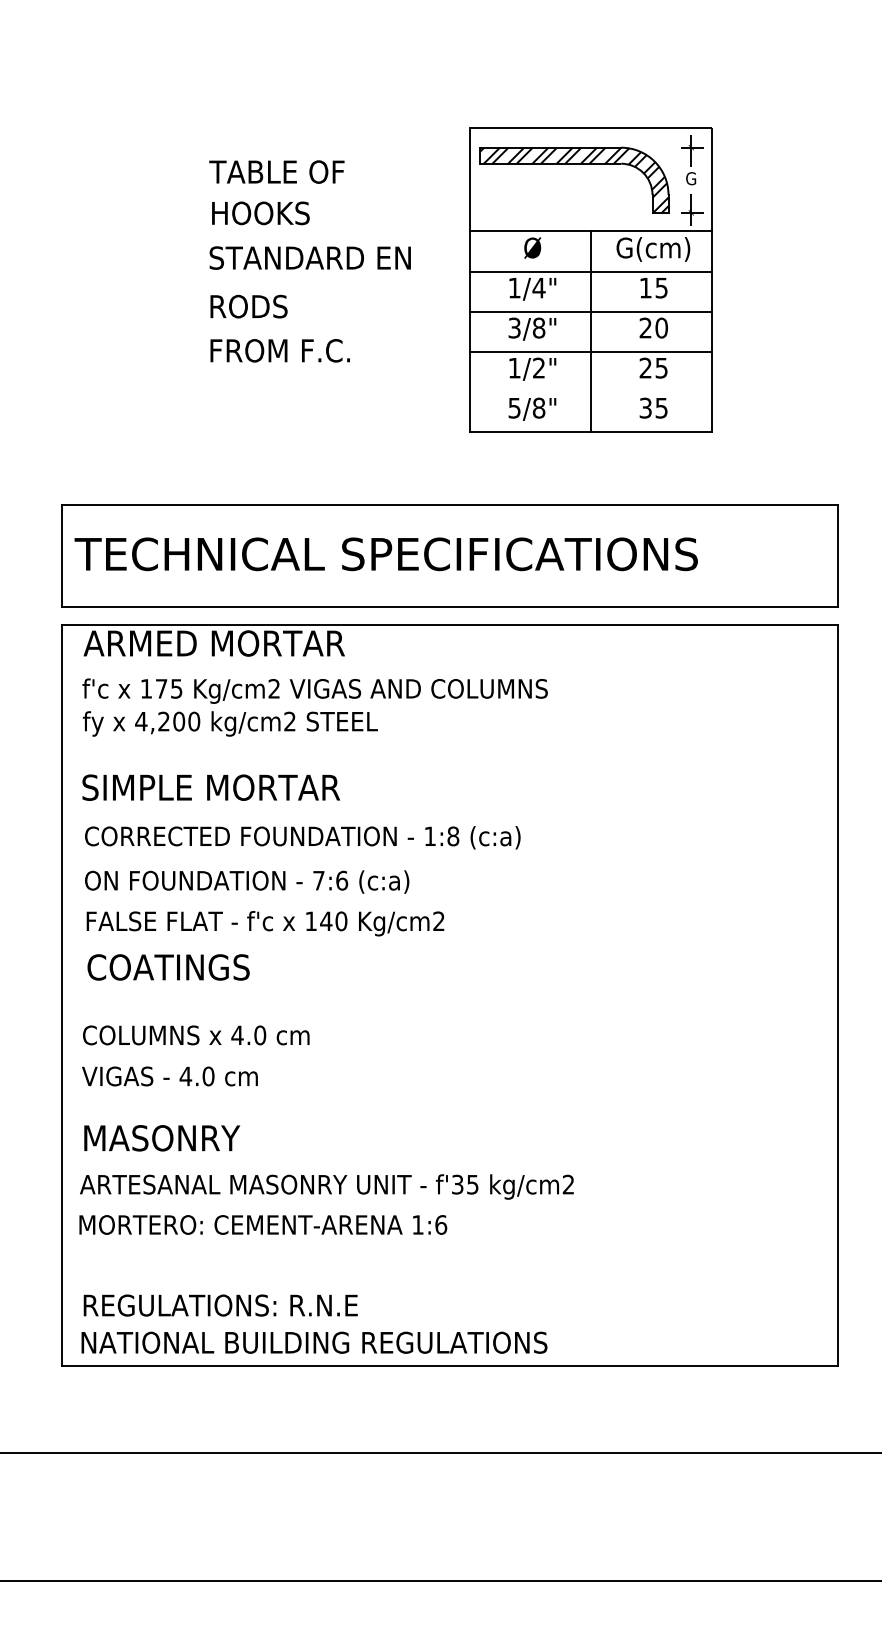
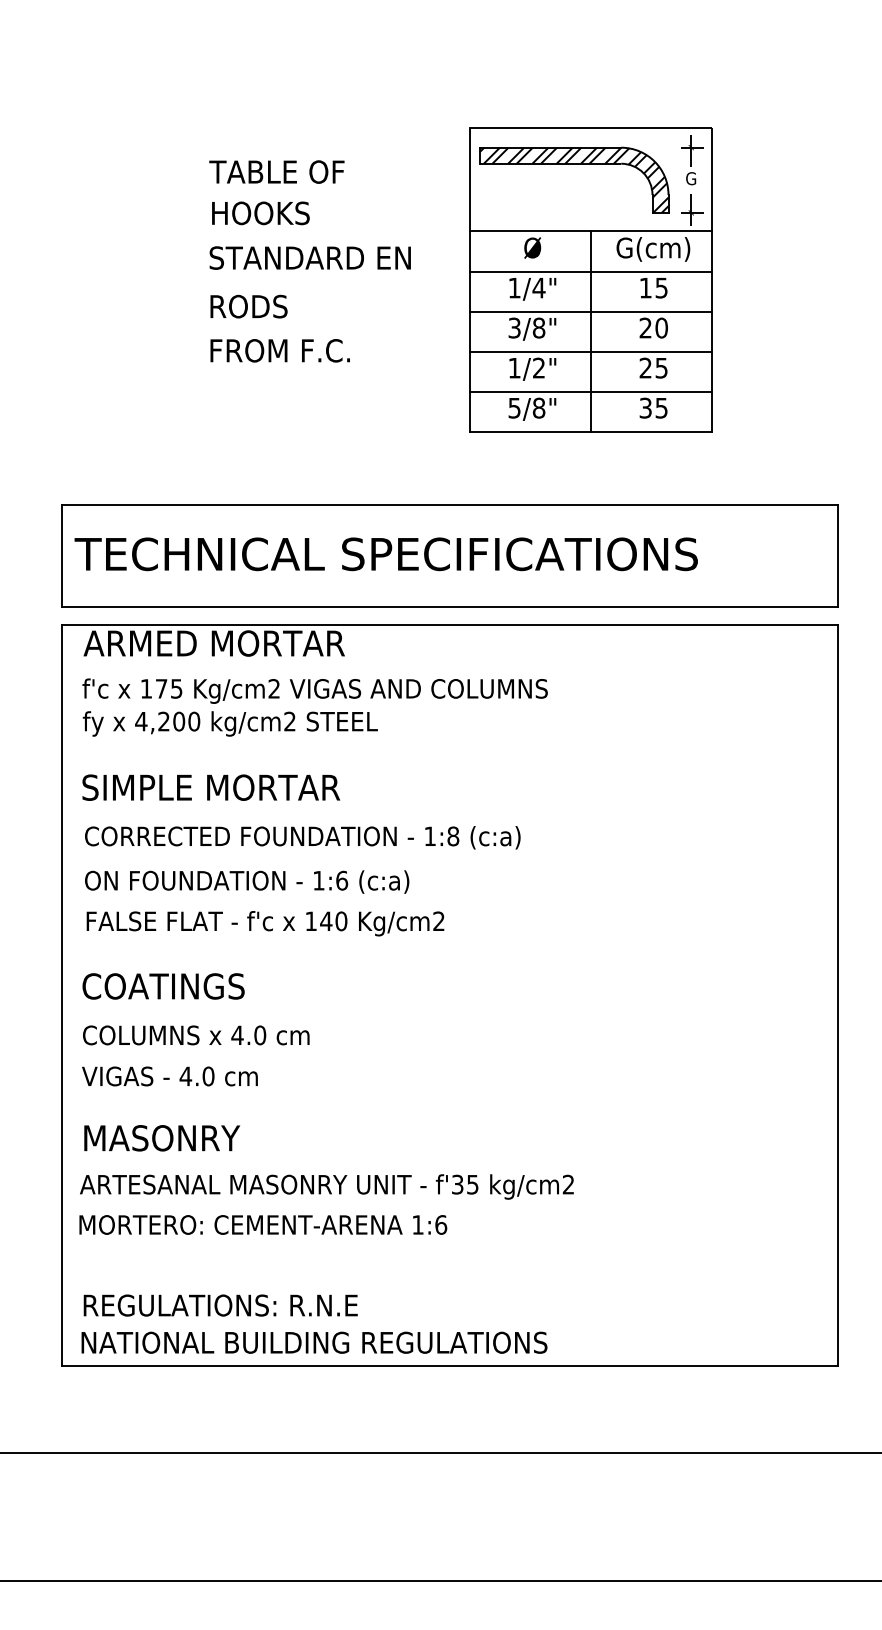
line: none -> present (590, 391)
text: 7:6 -> 1:6 (318, 880)
text position: (168, 967) -> (163, 986) (163, 986)
